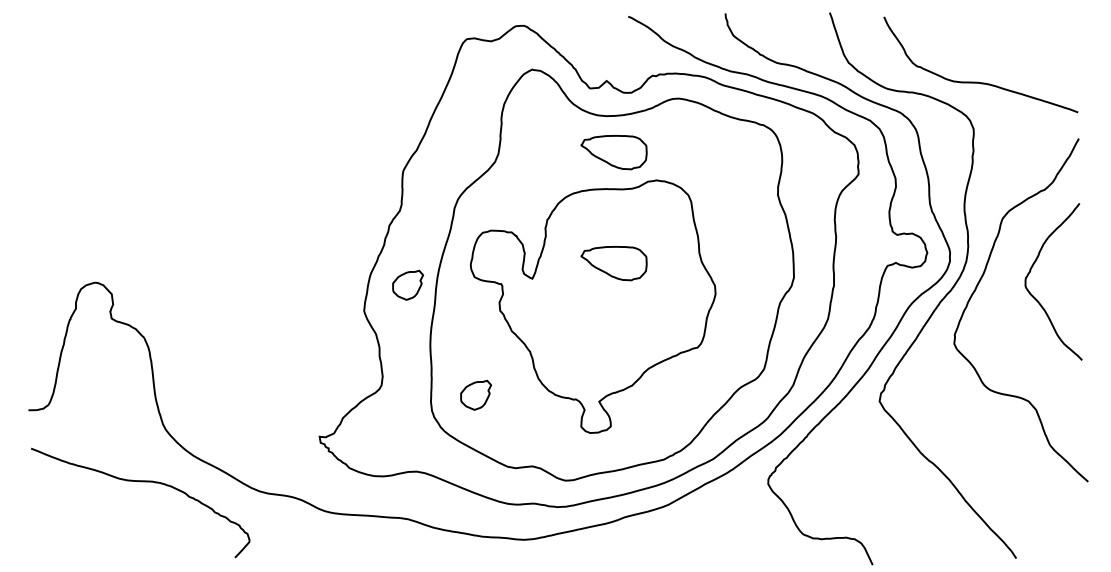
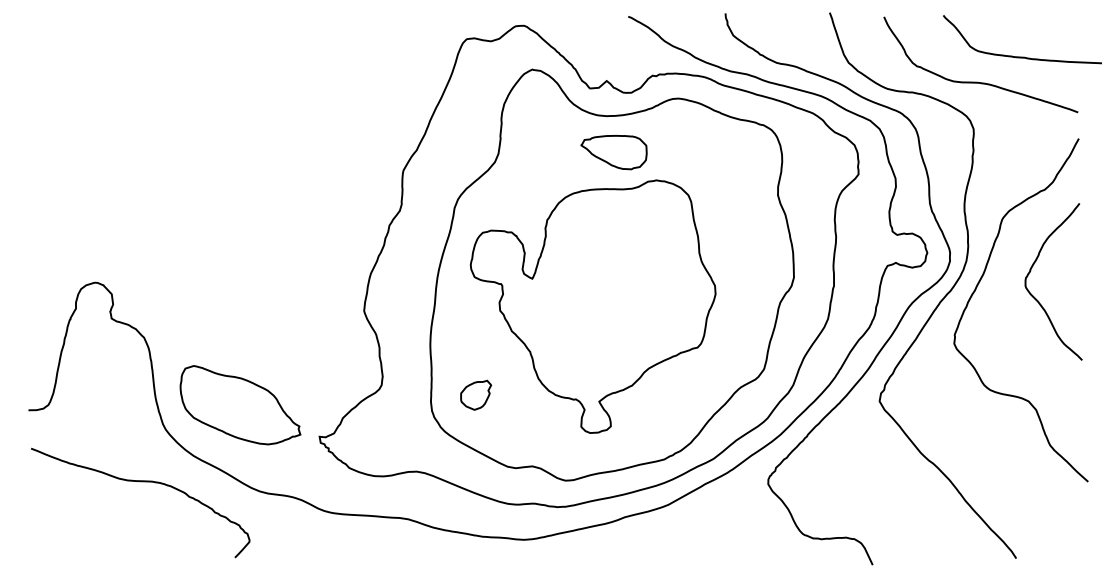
curve: none -> present (1022, 56)
part: present -> none (613, 263)
part: present -> none (408, 284)
part: none -> present (240, 405)
